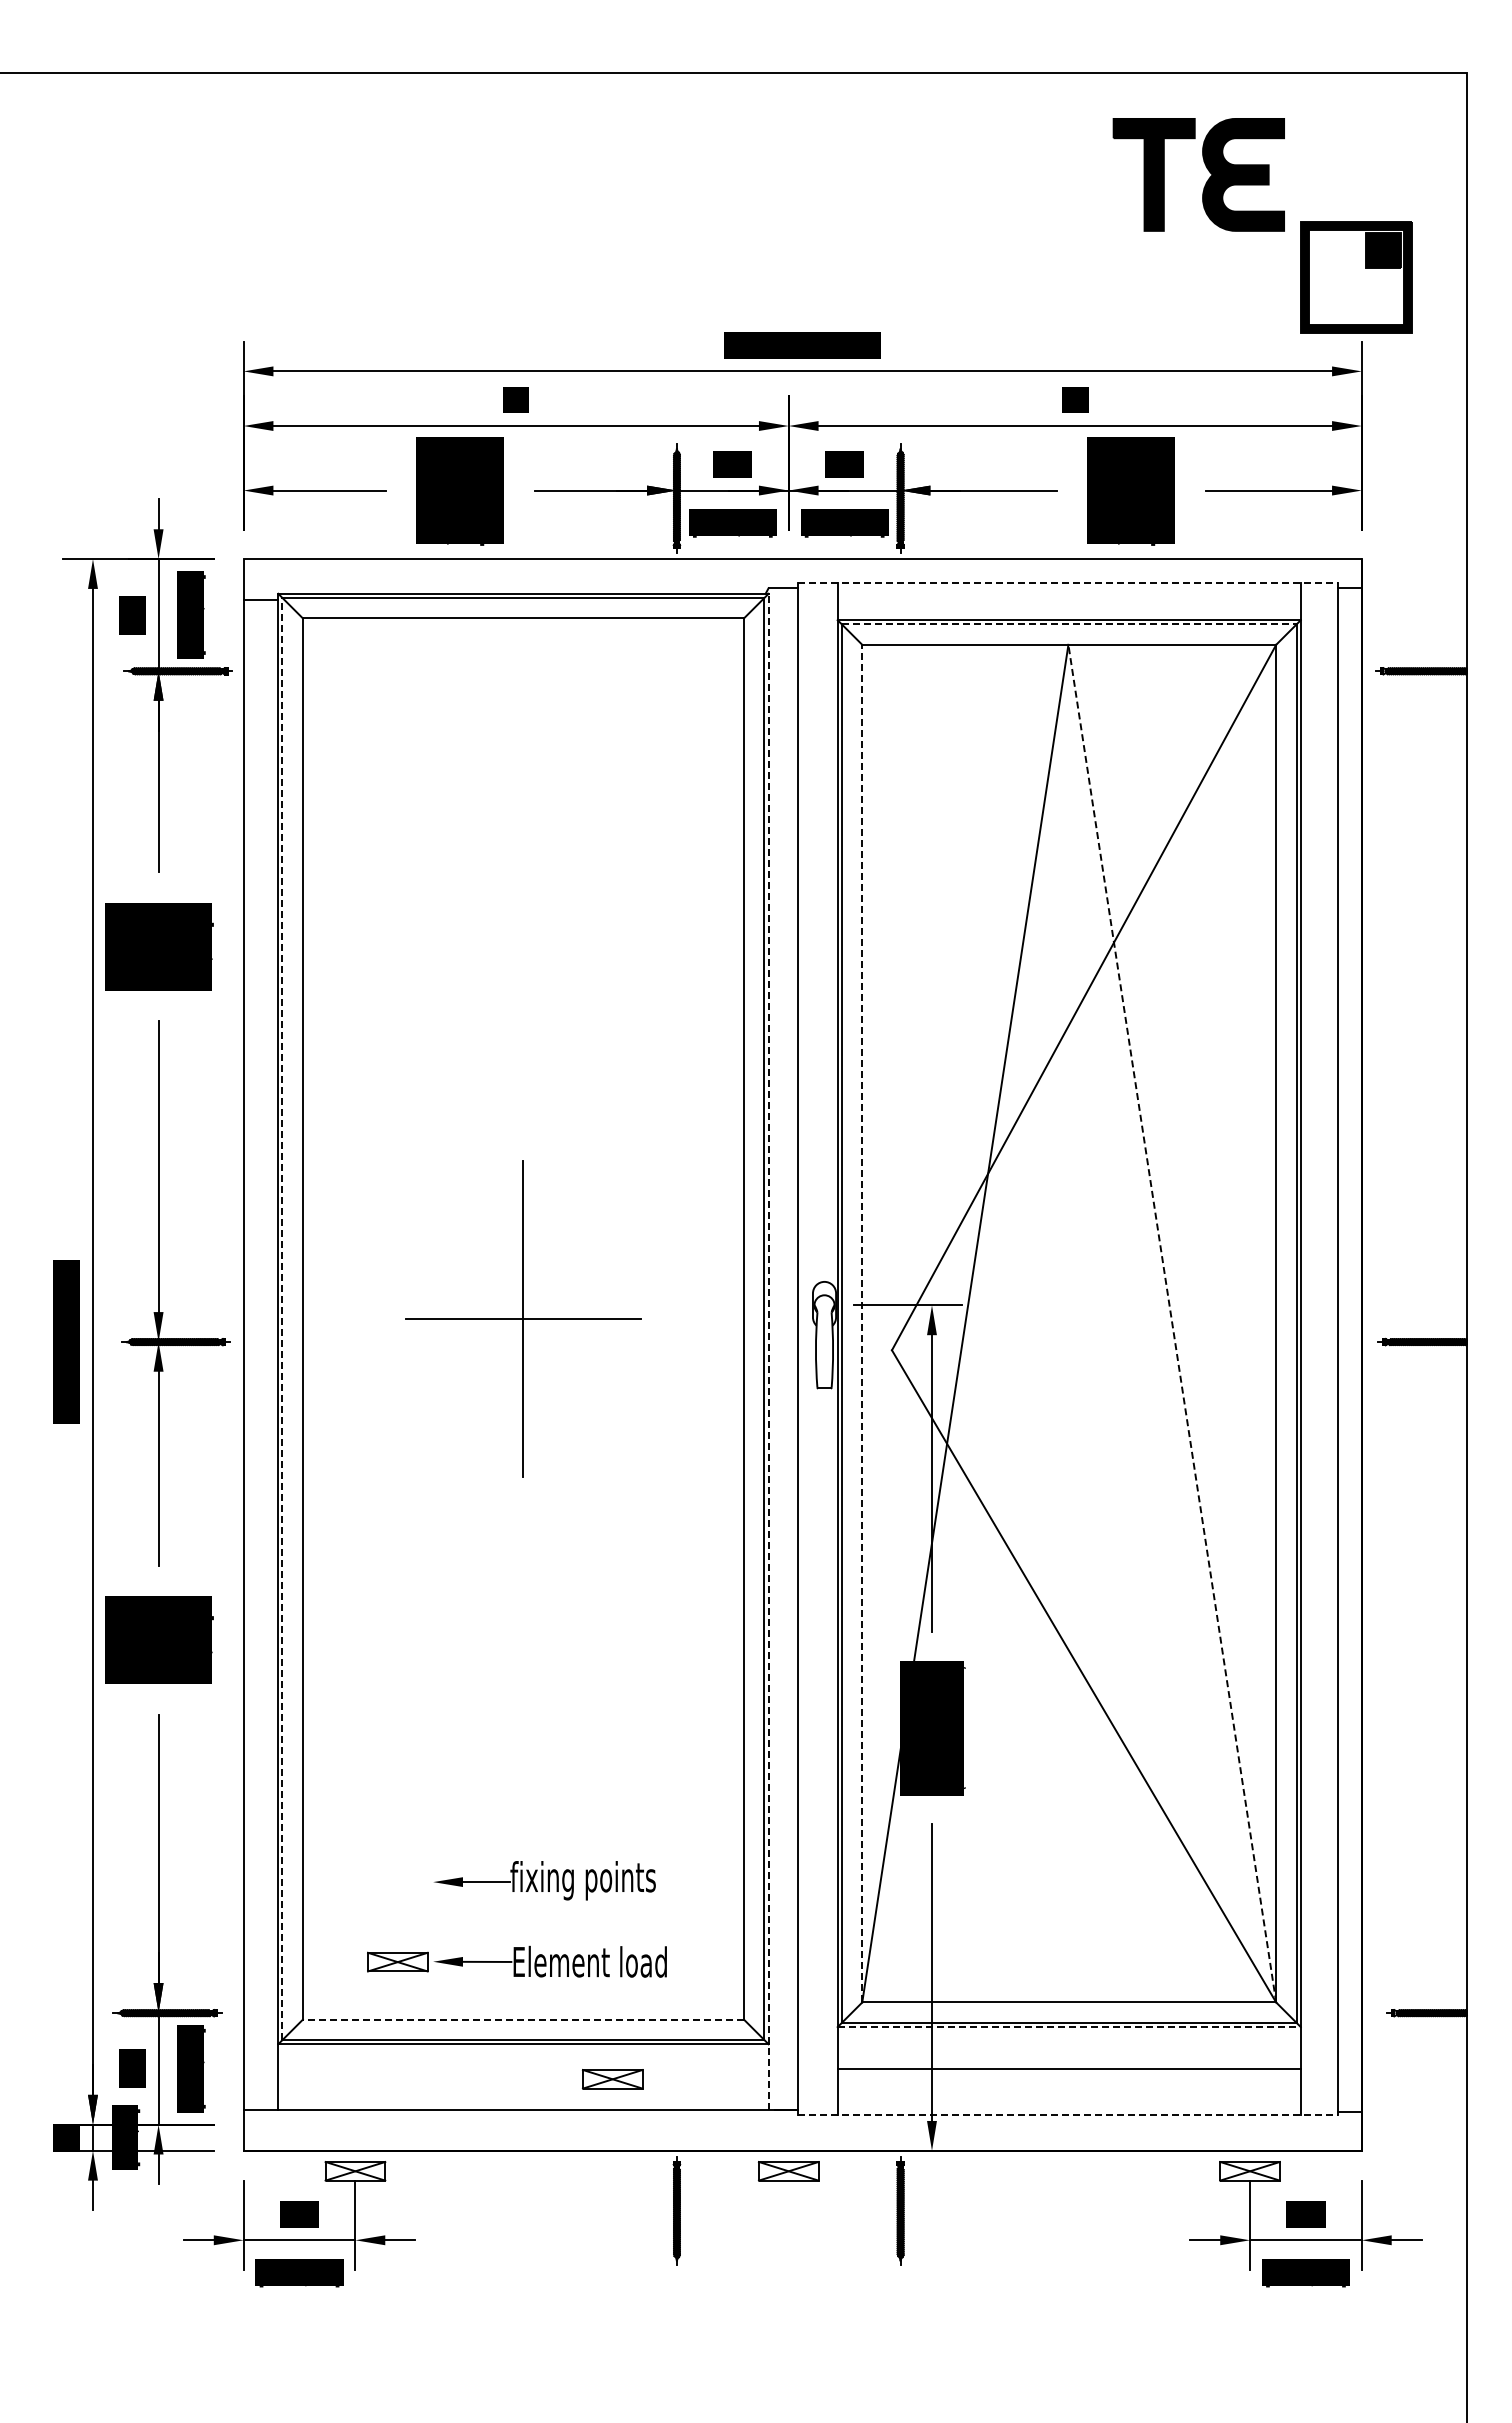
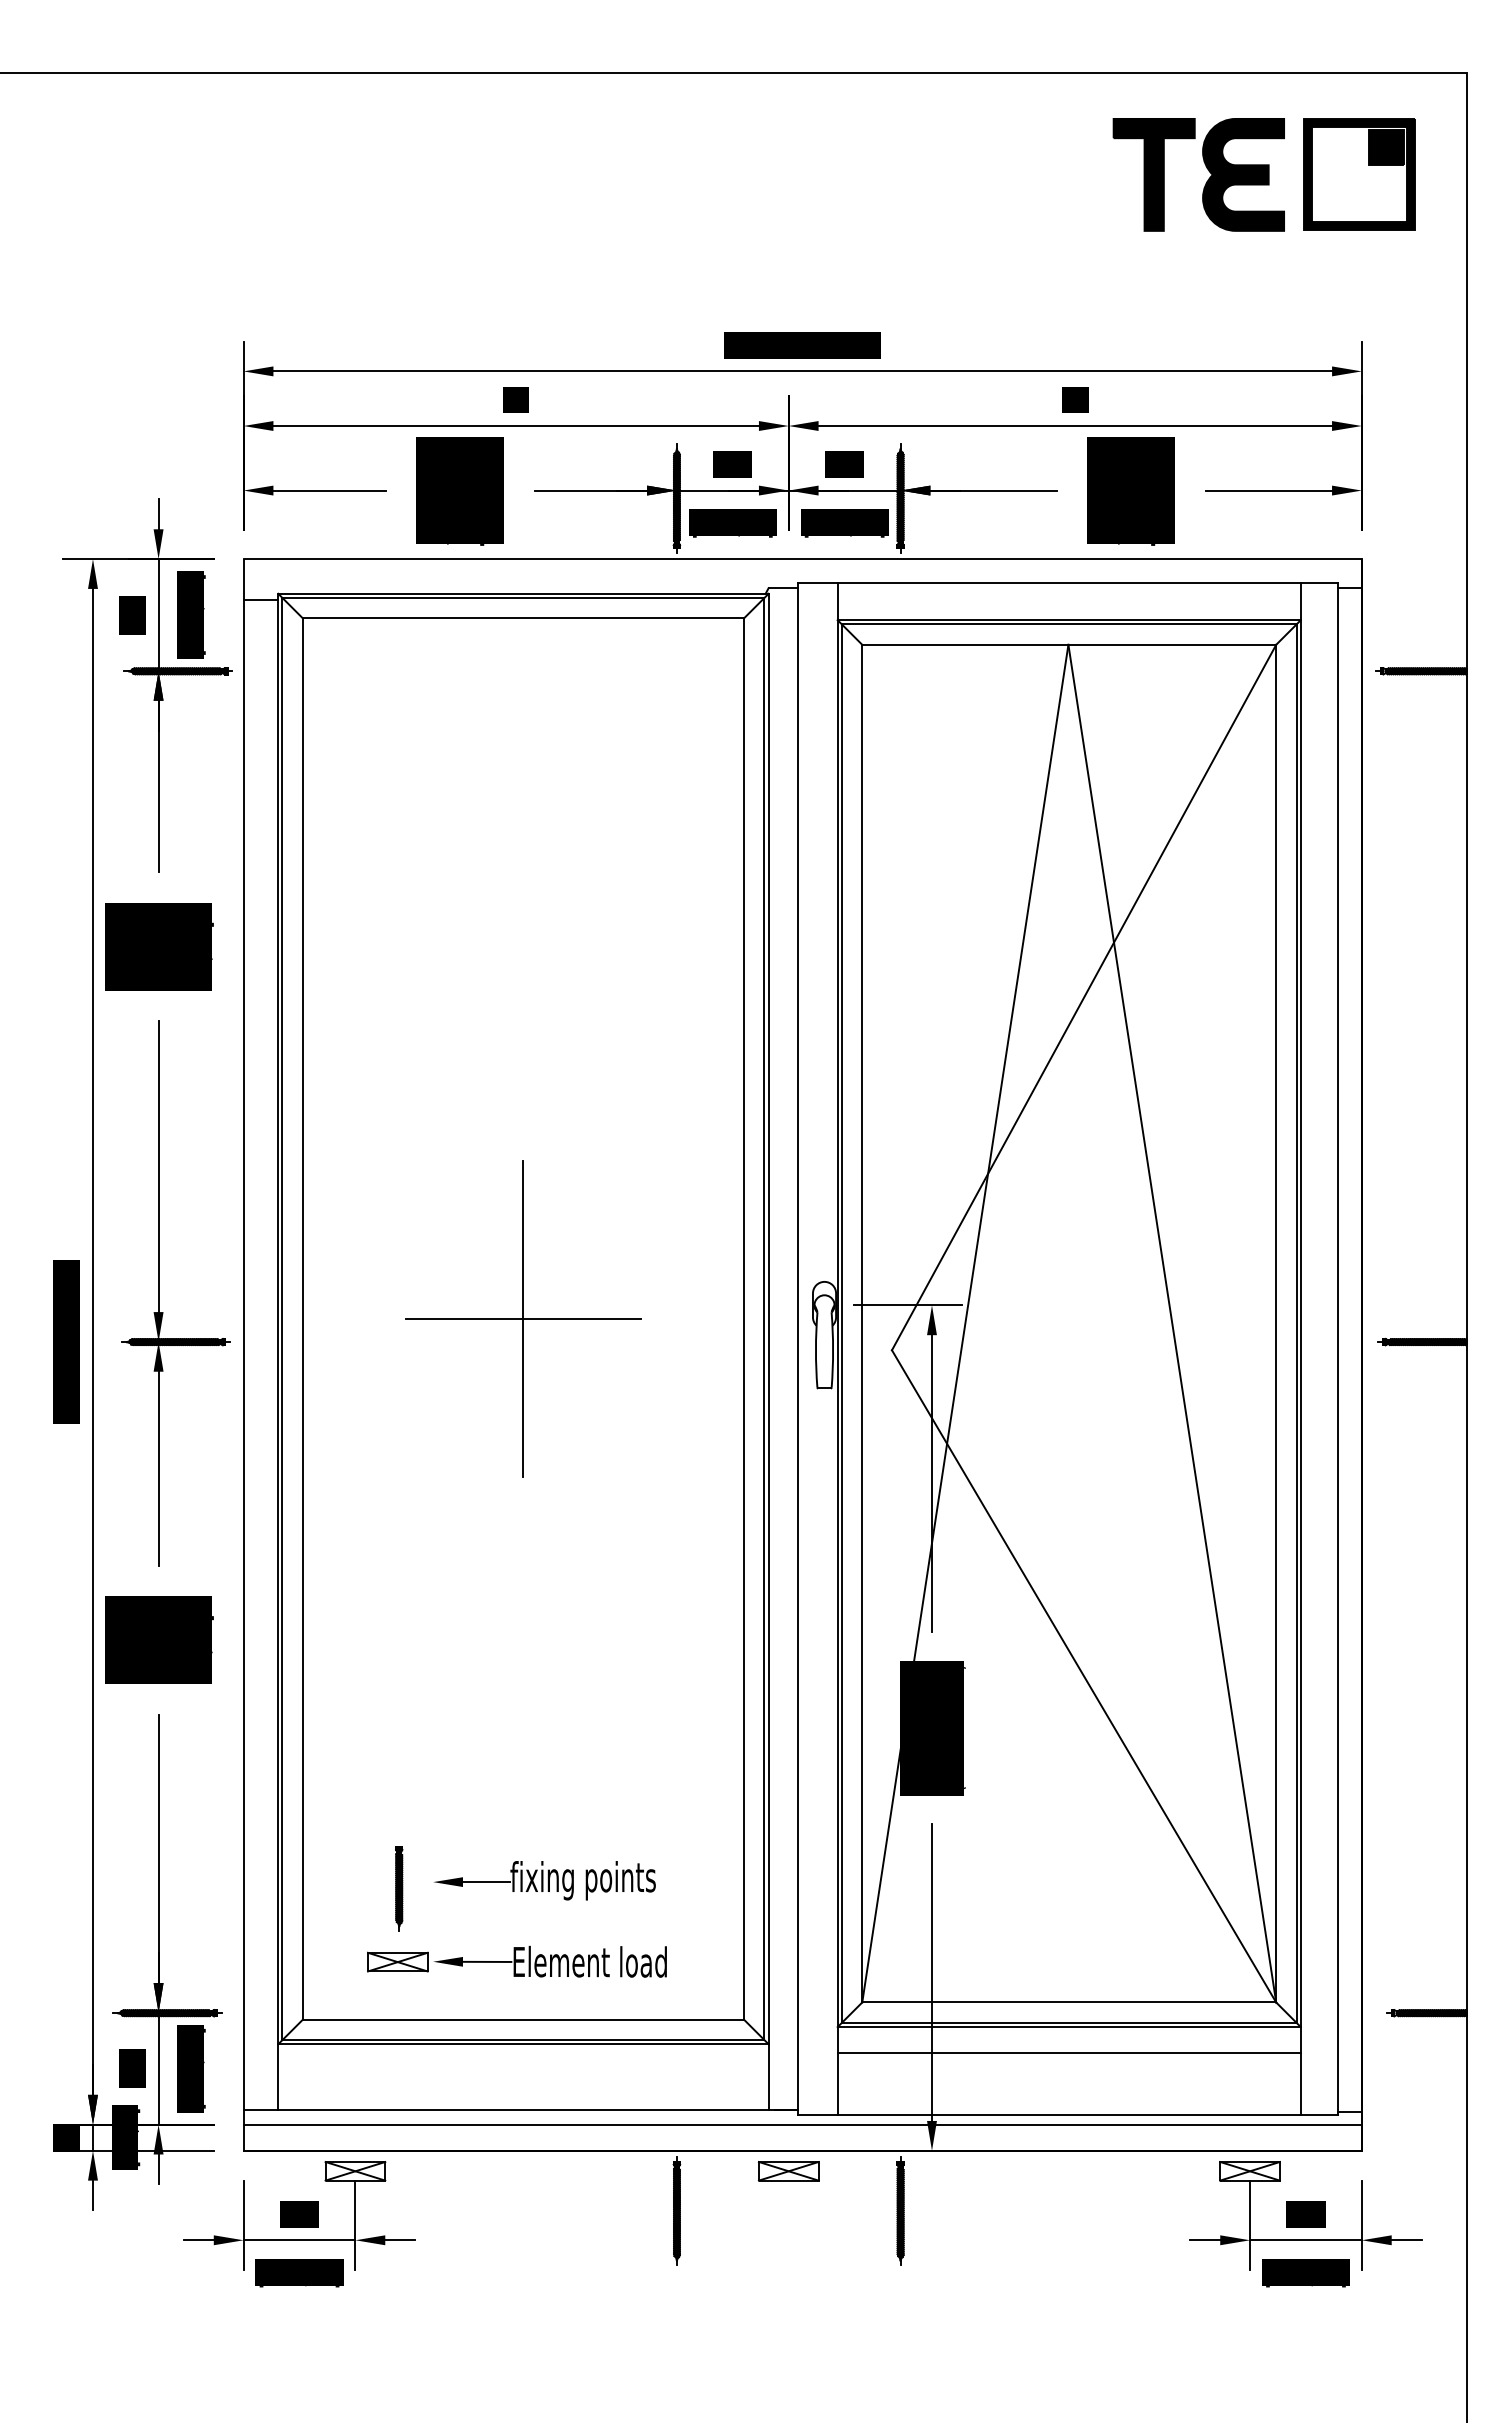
part position: (1356, 277) -> (1359, 174) (1359, 174)
line: dashed -> solid (1068, 582)
line: dashed -> solid (1069, 624)
line: dashed -> solid (282, 1318)
line: dashed -> solid (862, 1323)
line: dashed -> solid (1172, 1323)
line: dashed -> solid (768, 1351)
part: none -> present (399, 1888)
line: dashed -> solid (523, 2019)
line: dashed -> solid (1069, 2027)
line position: (1068, 2069) -> (1068, 2053) (1068, 2053)
part: present -> none (612, 2079)
line: dashed -> solid (1068, 2115)
line: none -> present (802, 2124)
